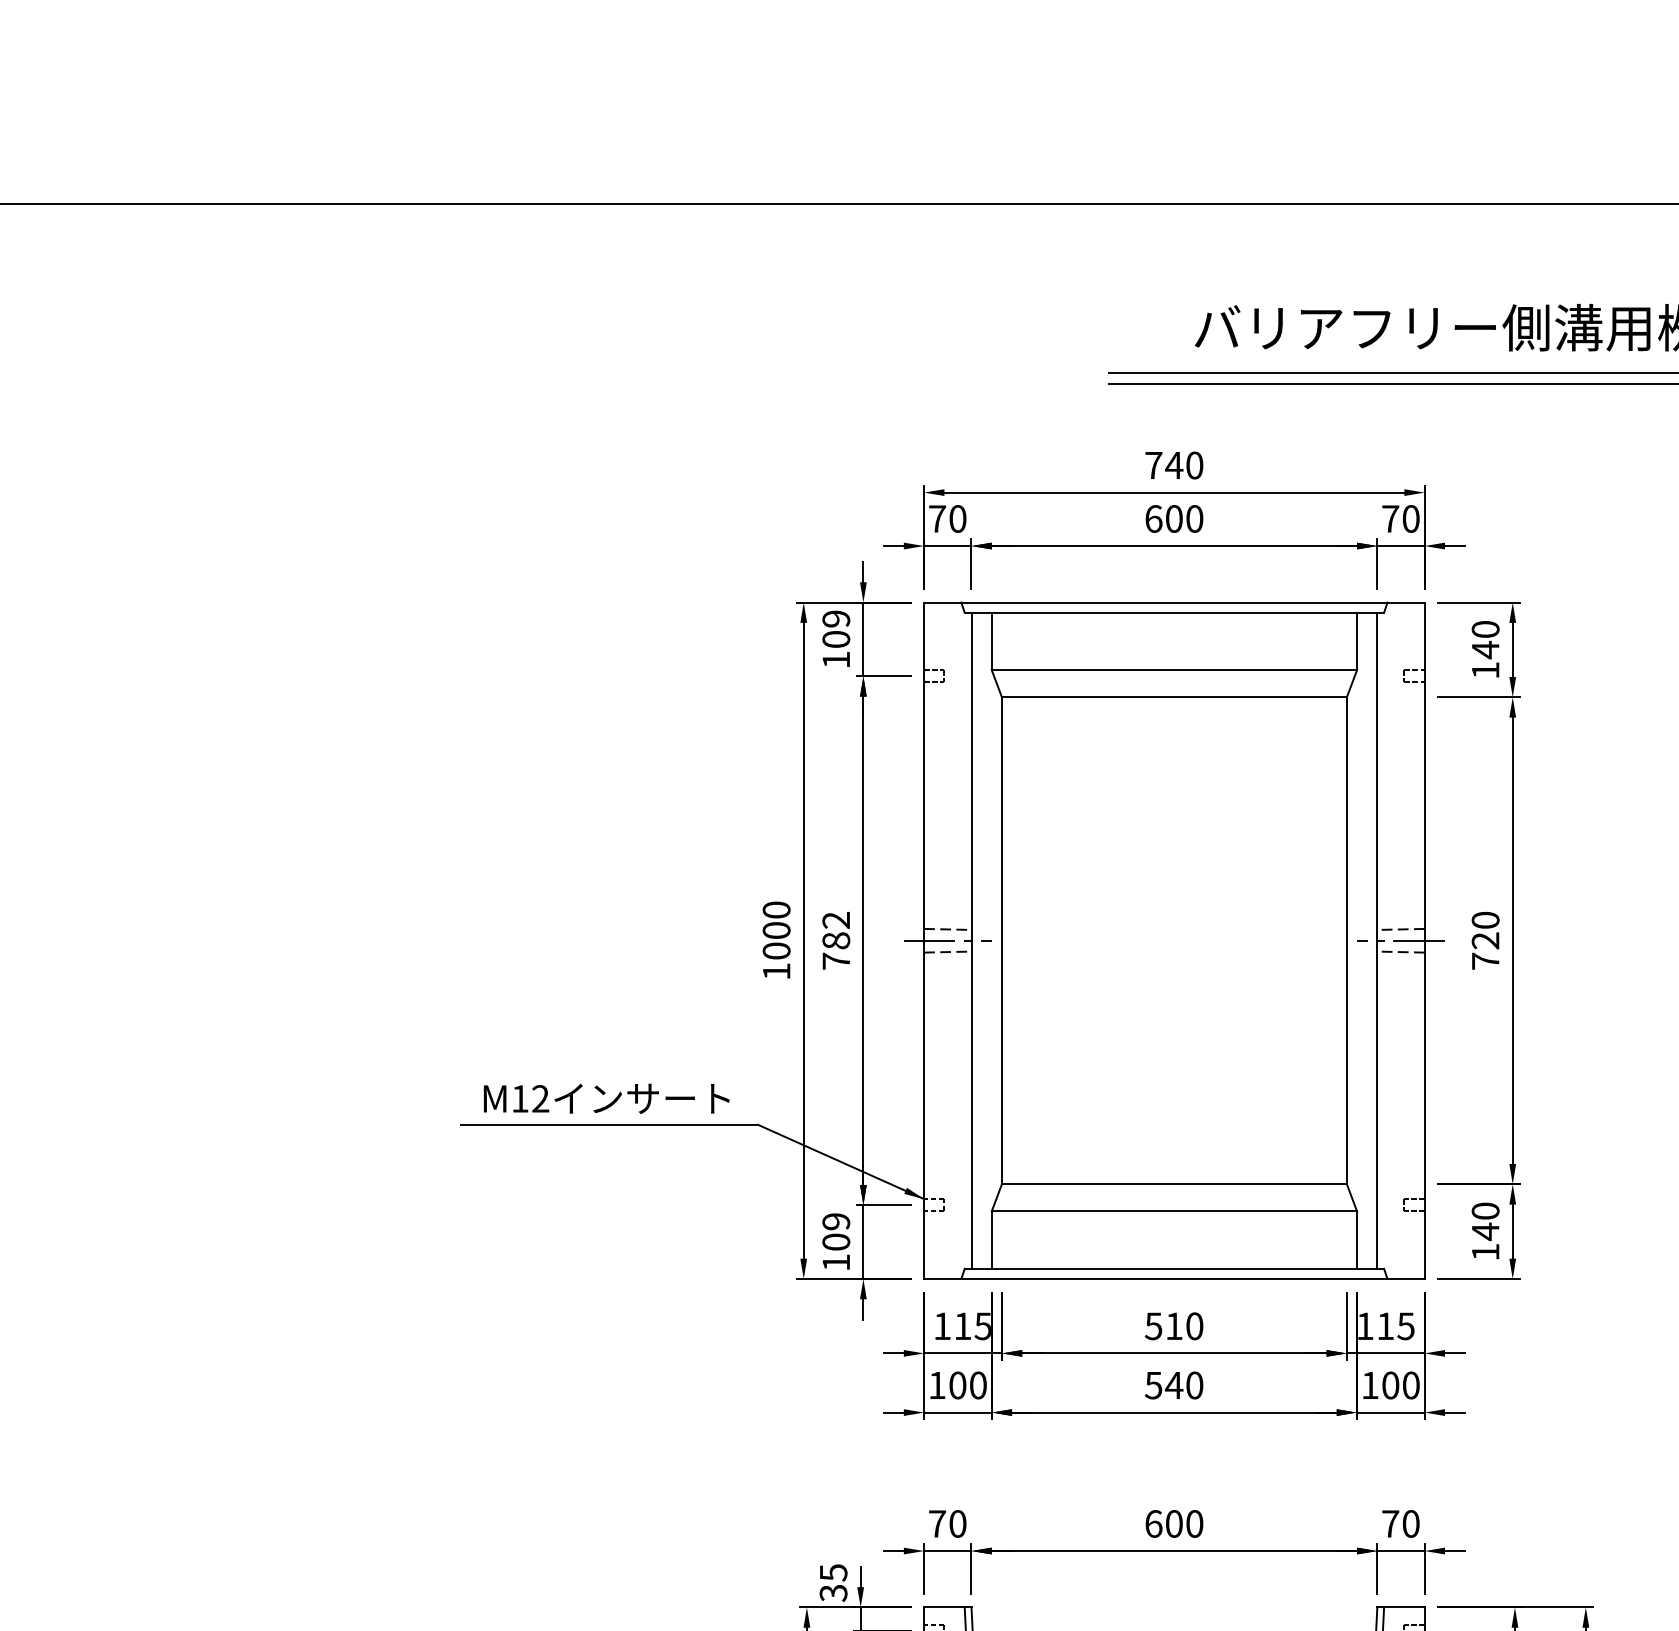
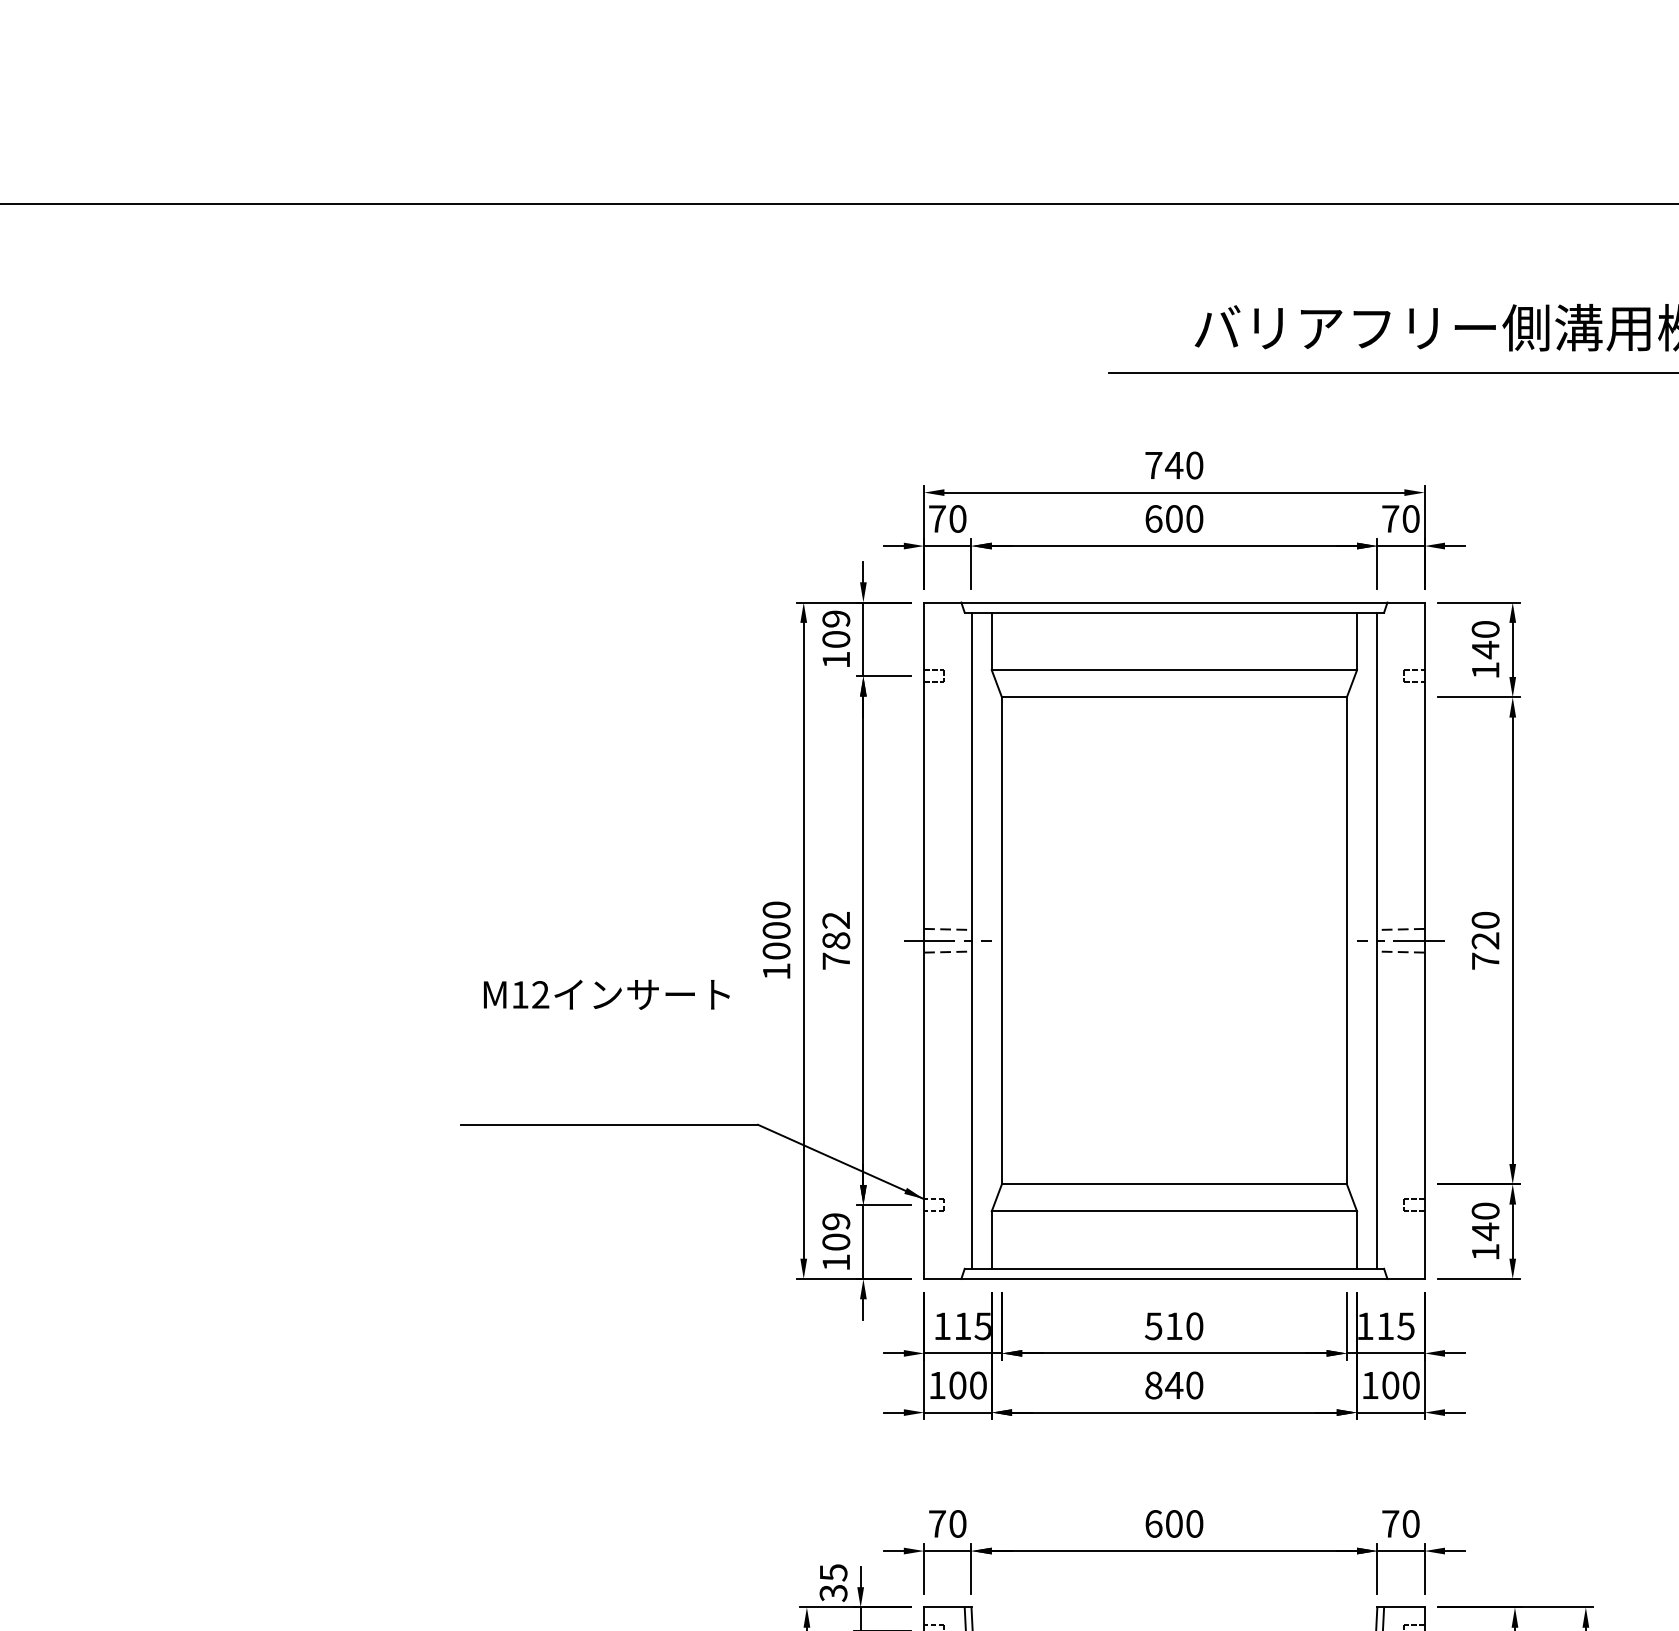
line: present -> none (1391, 383)
text position: (606, 1098) -> (606, 994) (606, 994)
text: 540 -> 840 (1153, 1385)
